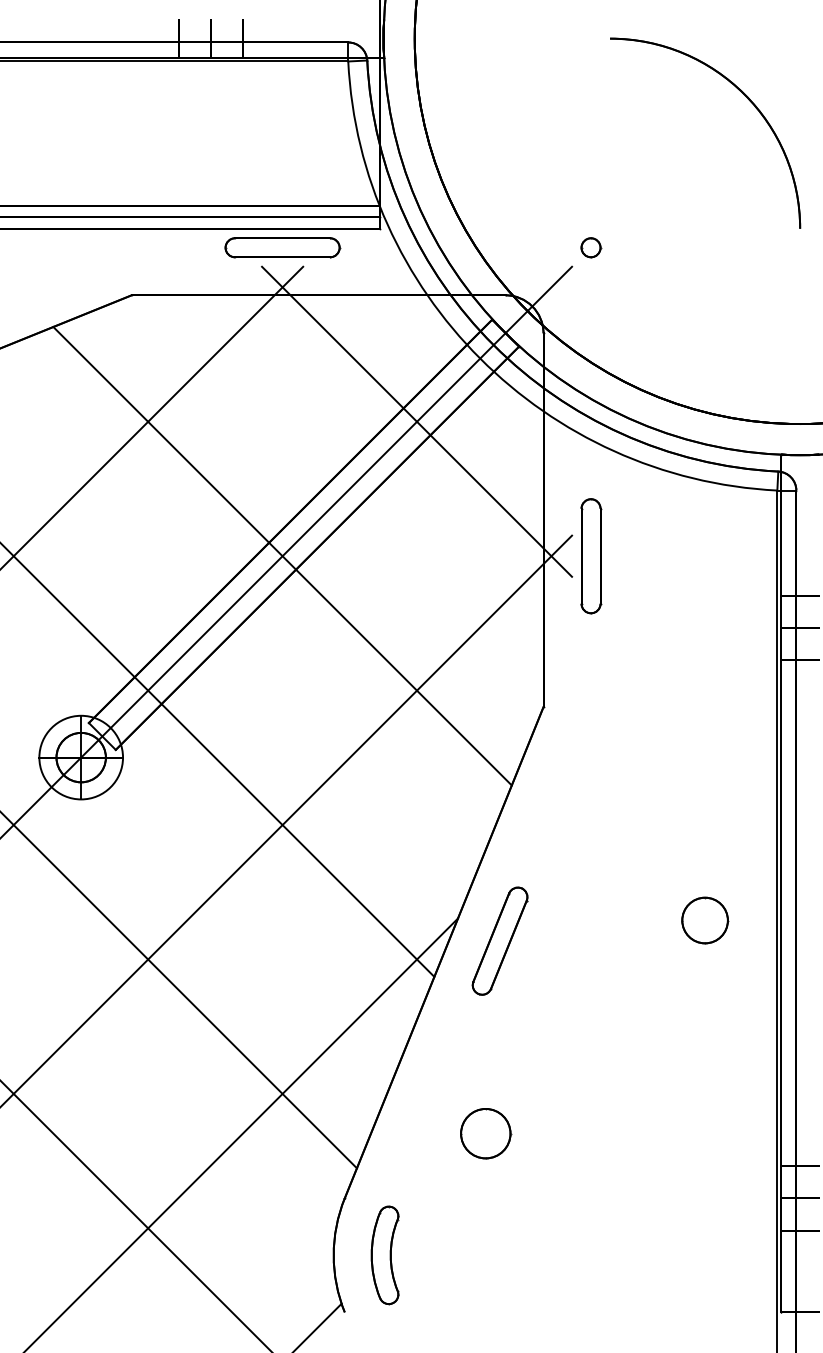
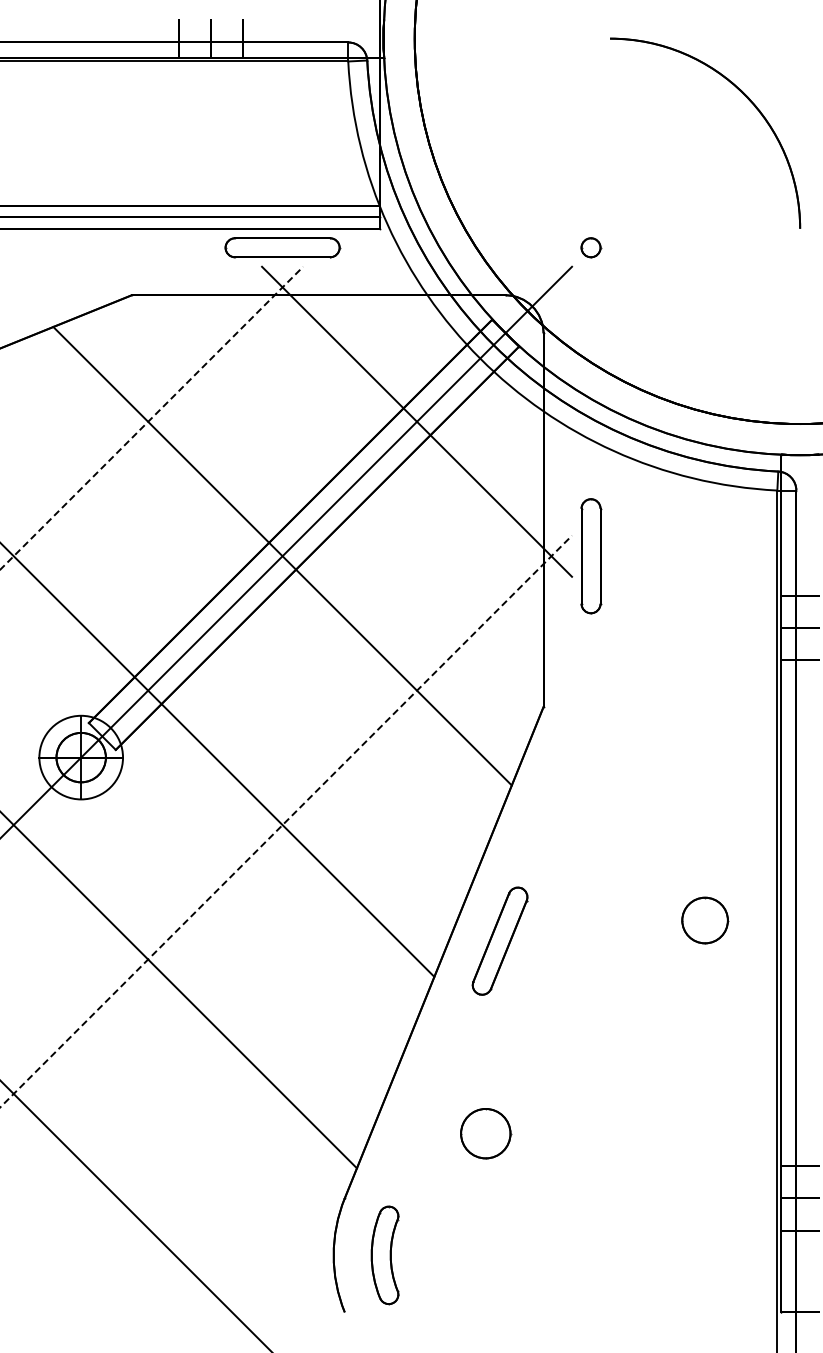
line: solid -> dashed (151, 418)
line: solid -> dashed (286, 821)
line: present -> none (241, 1133)
line: present -> none (318, 1326)
